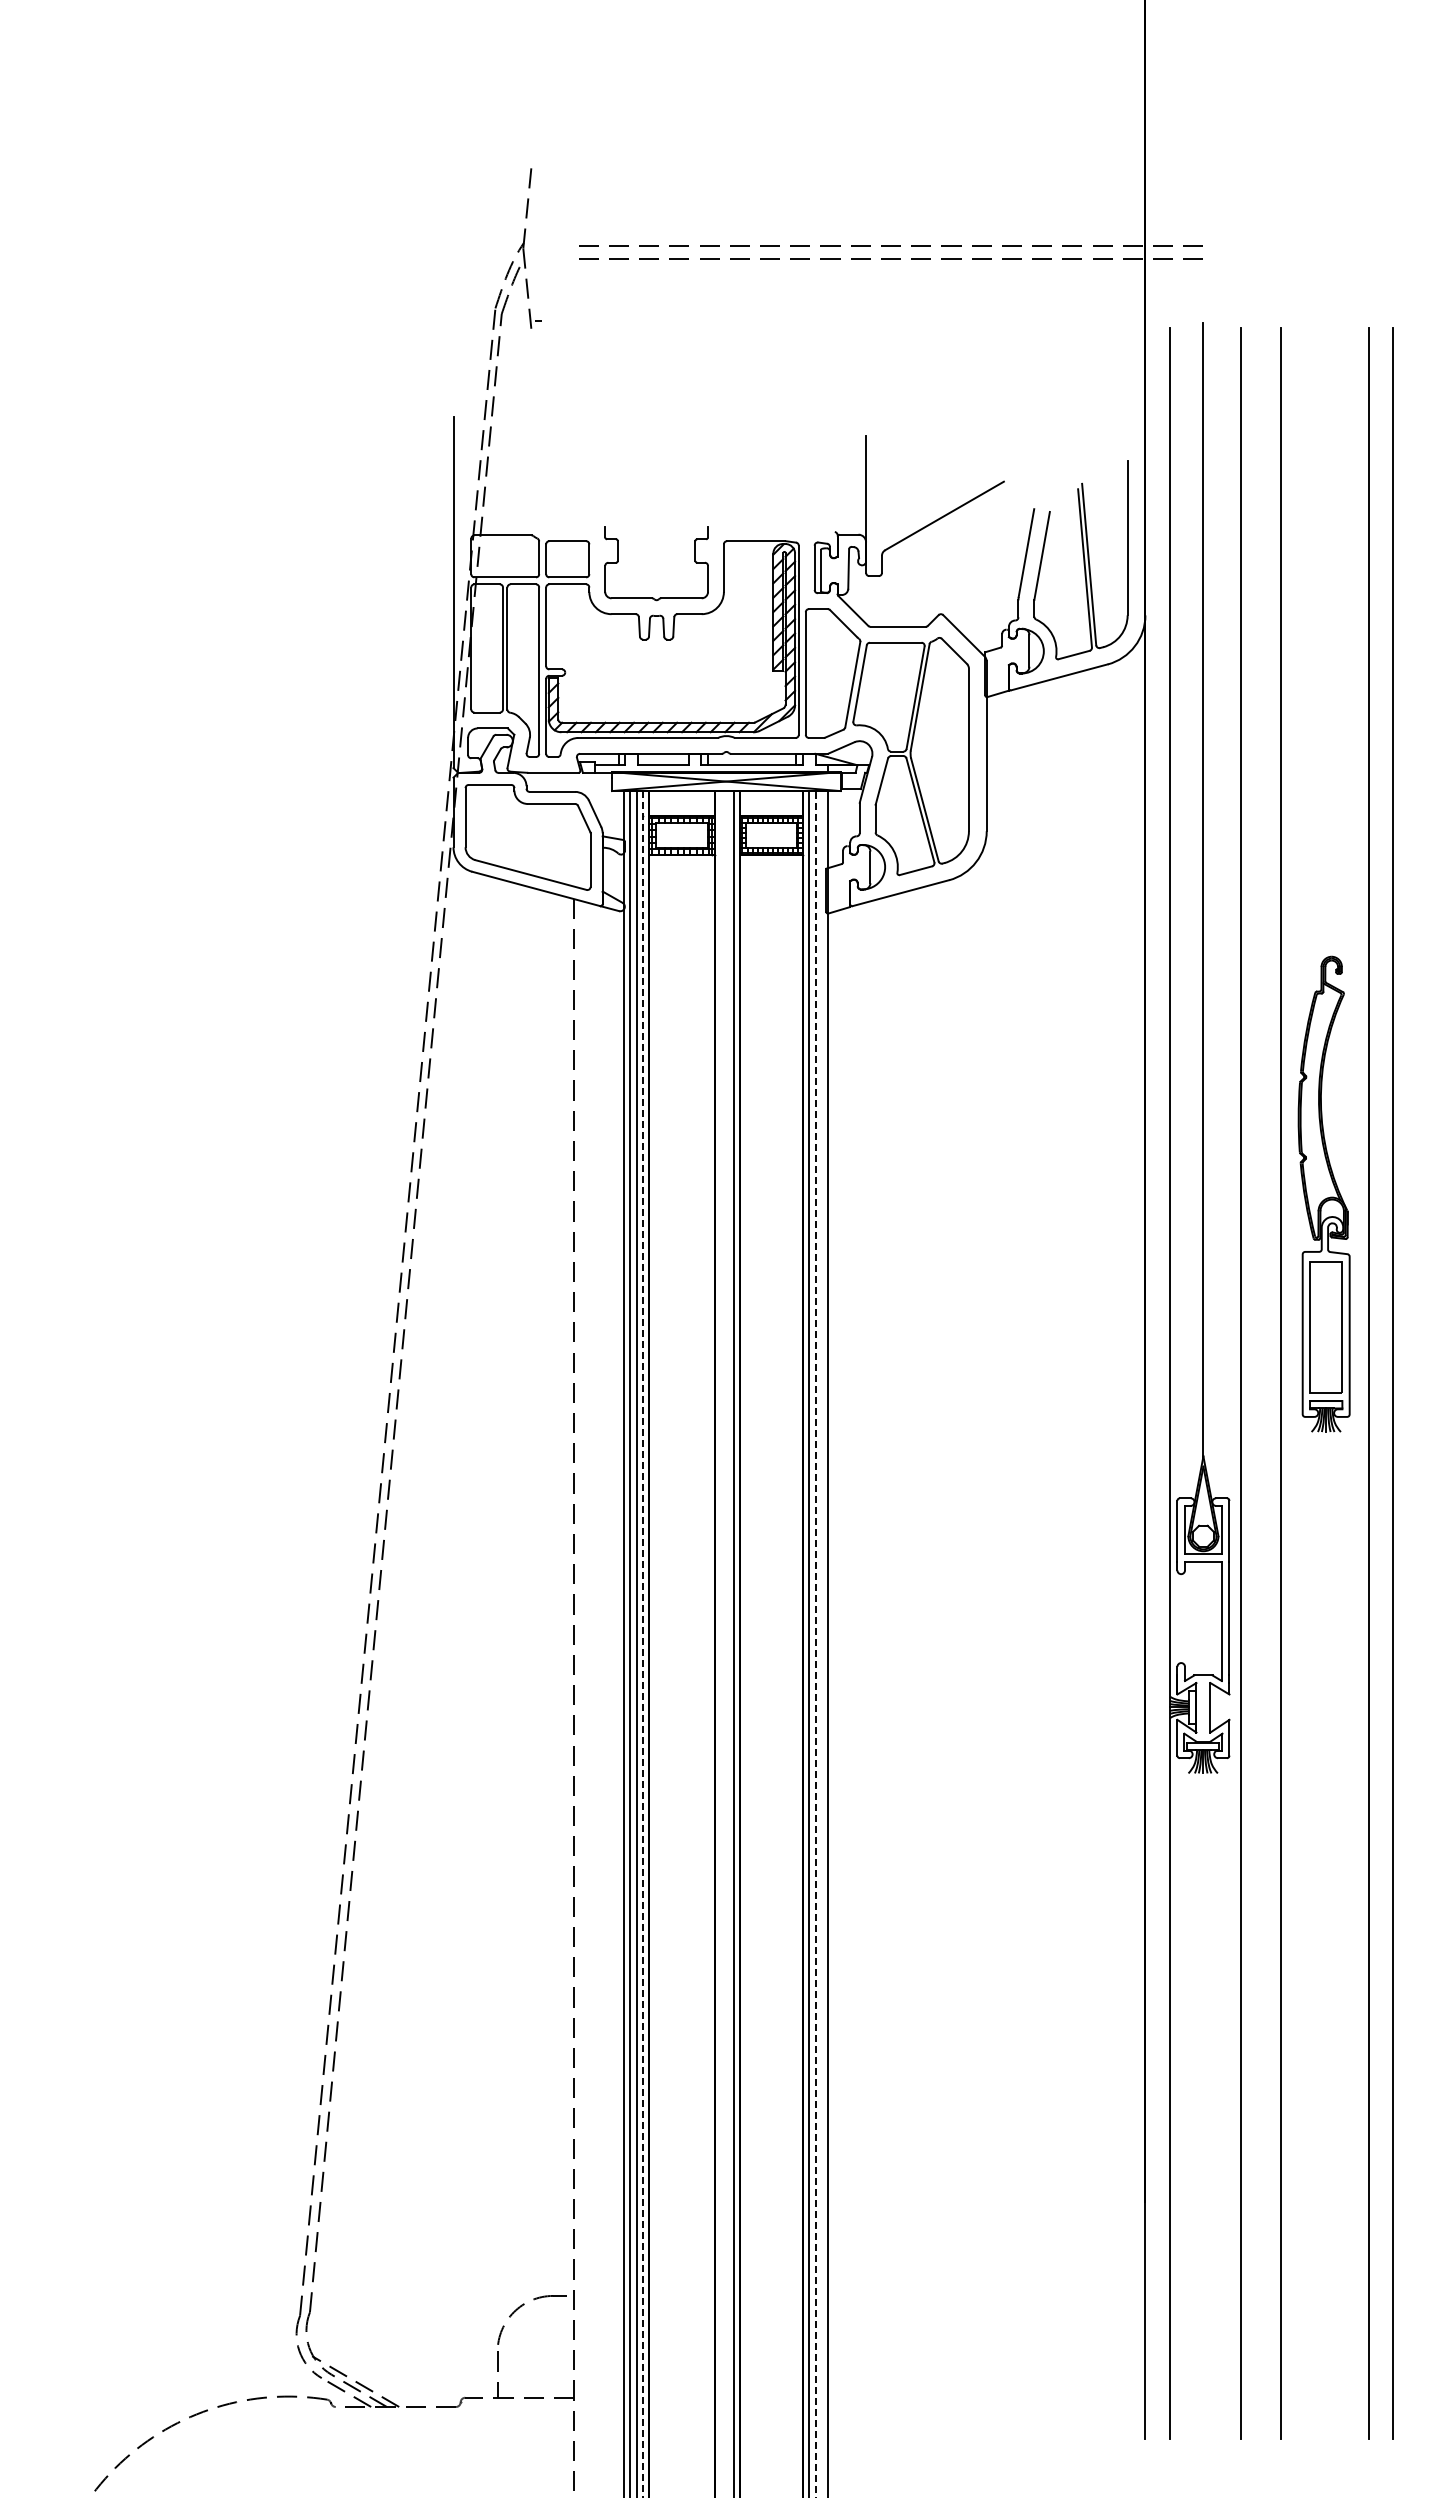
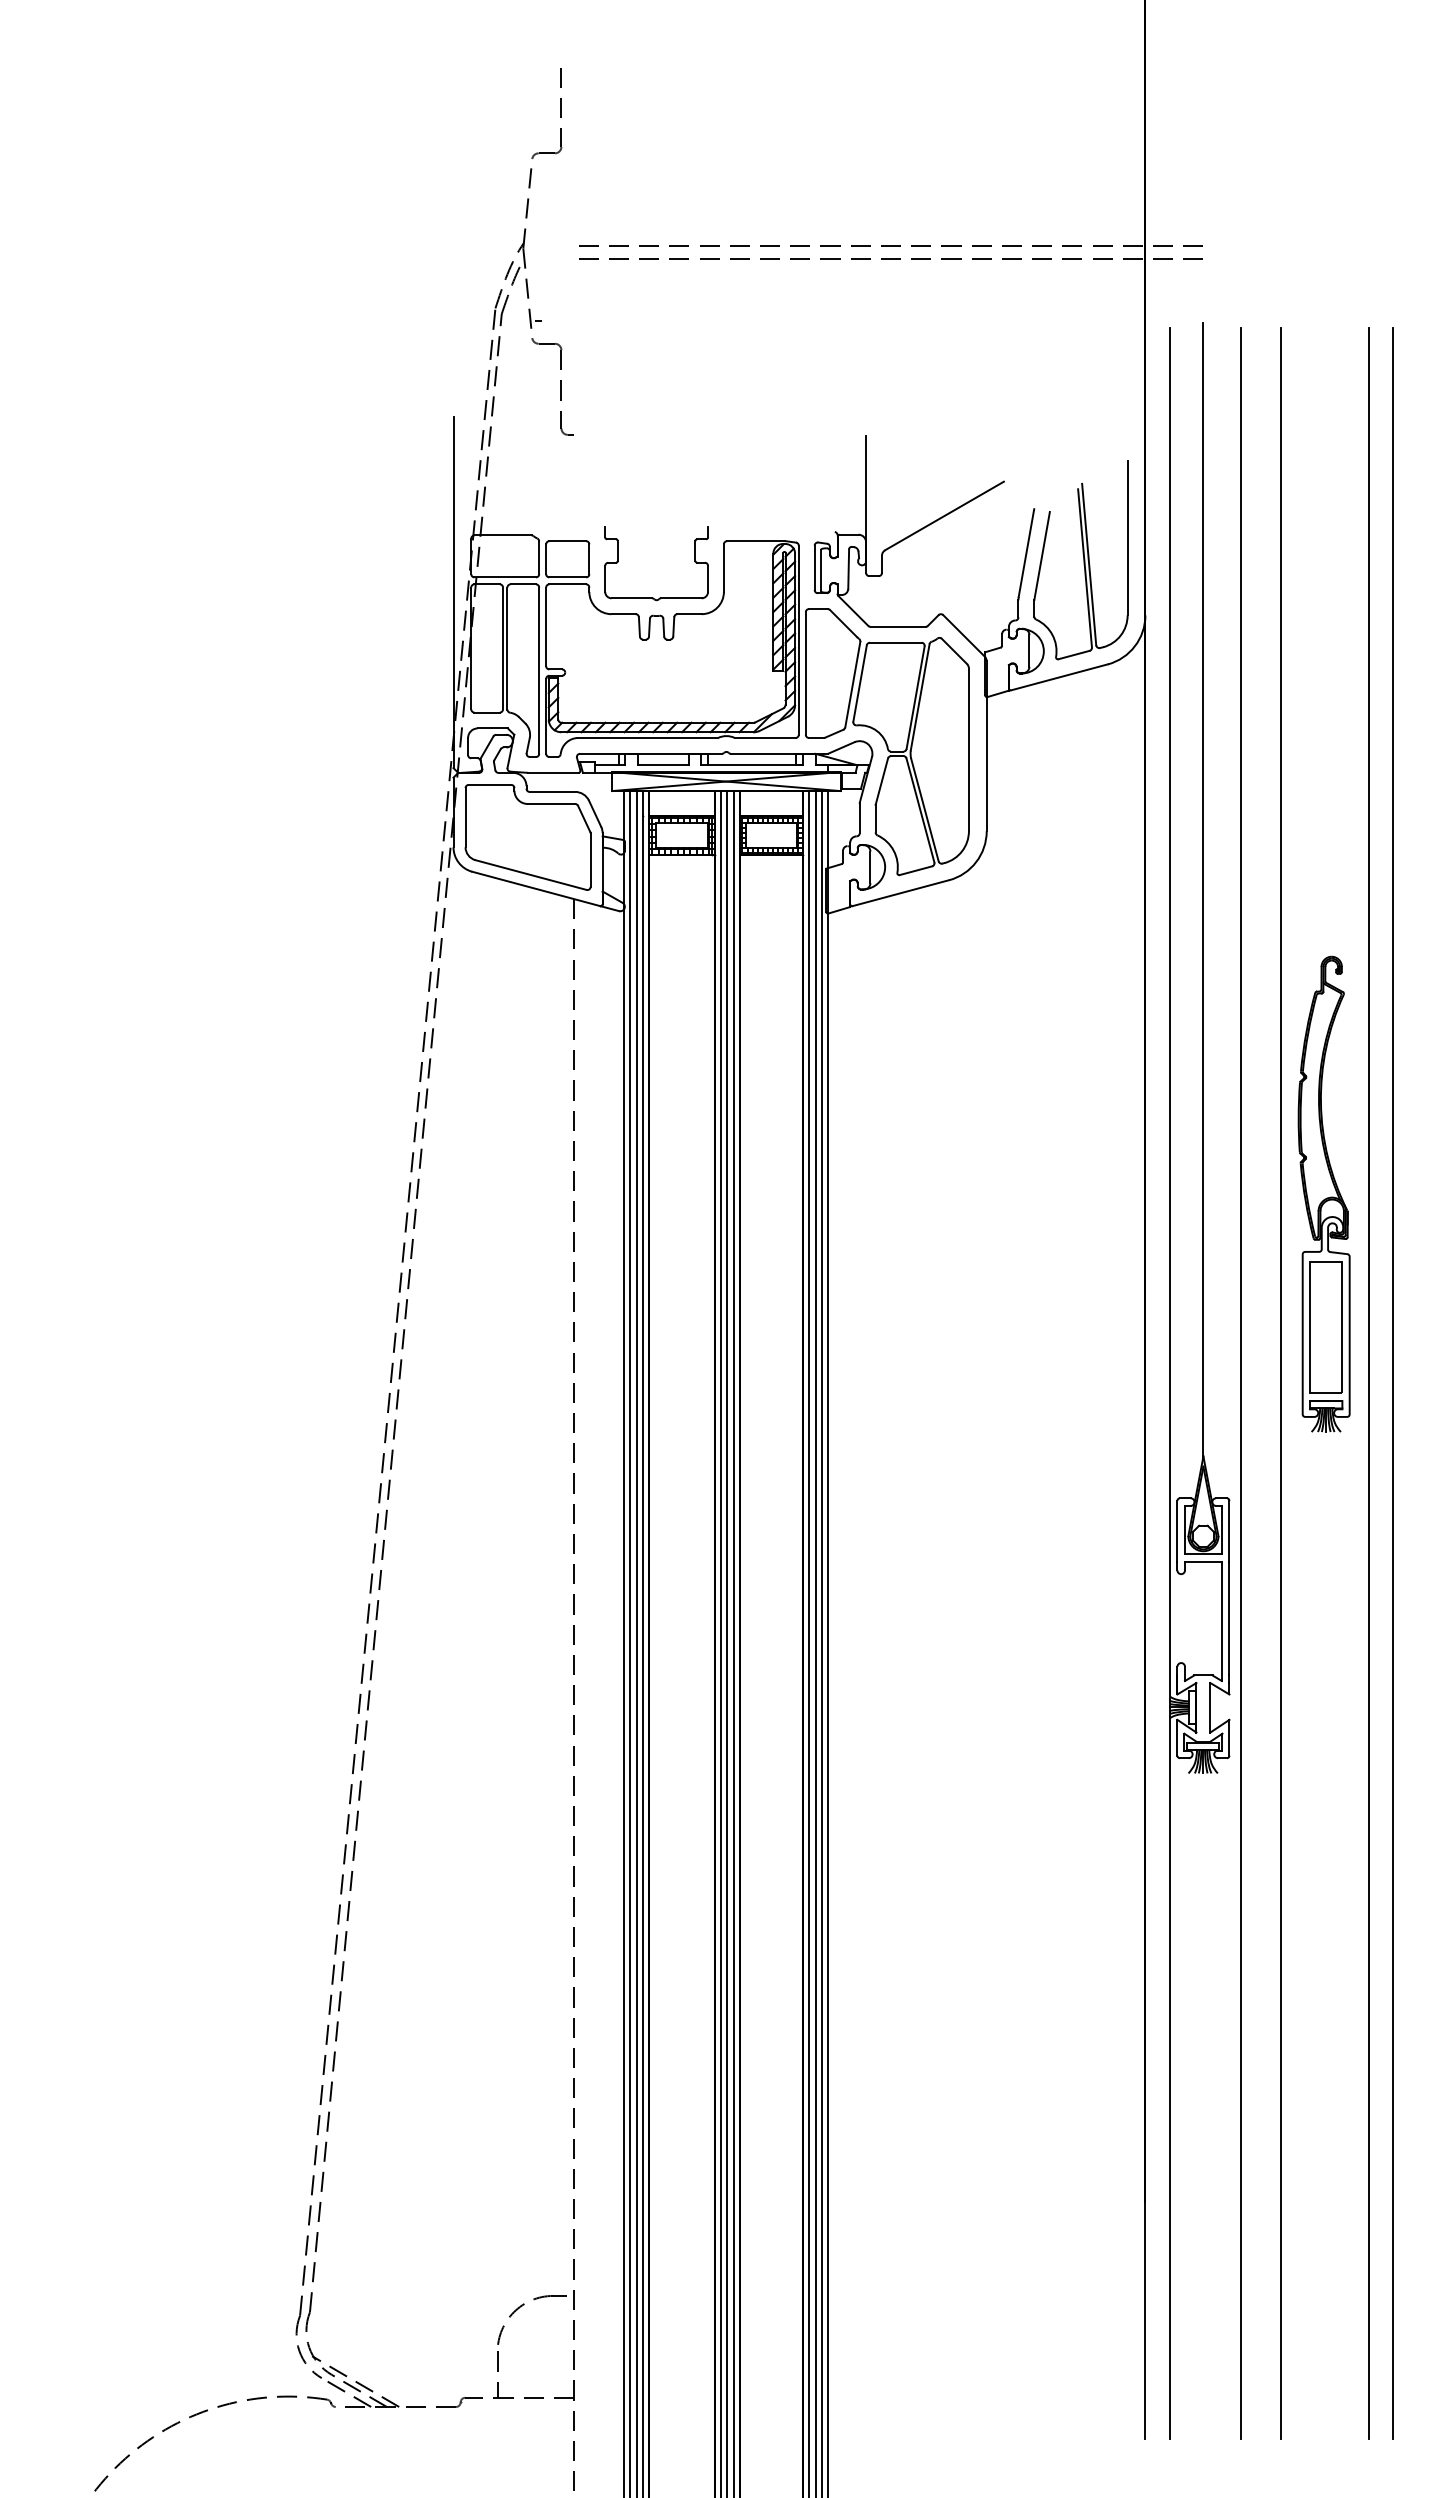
part: none -> present (560, 113)
part: none -> present (560, 386)
line: none -> present (721, 1642)
line: none -> present (727, 1642)
line: none -> present (822, 1642)
line: dashed -> solid (815, 1644)
line: dashed -> solid (643, 1645)
